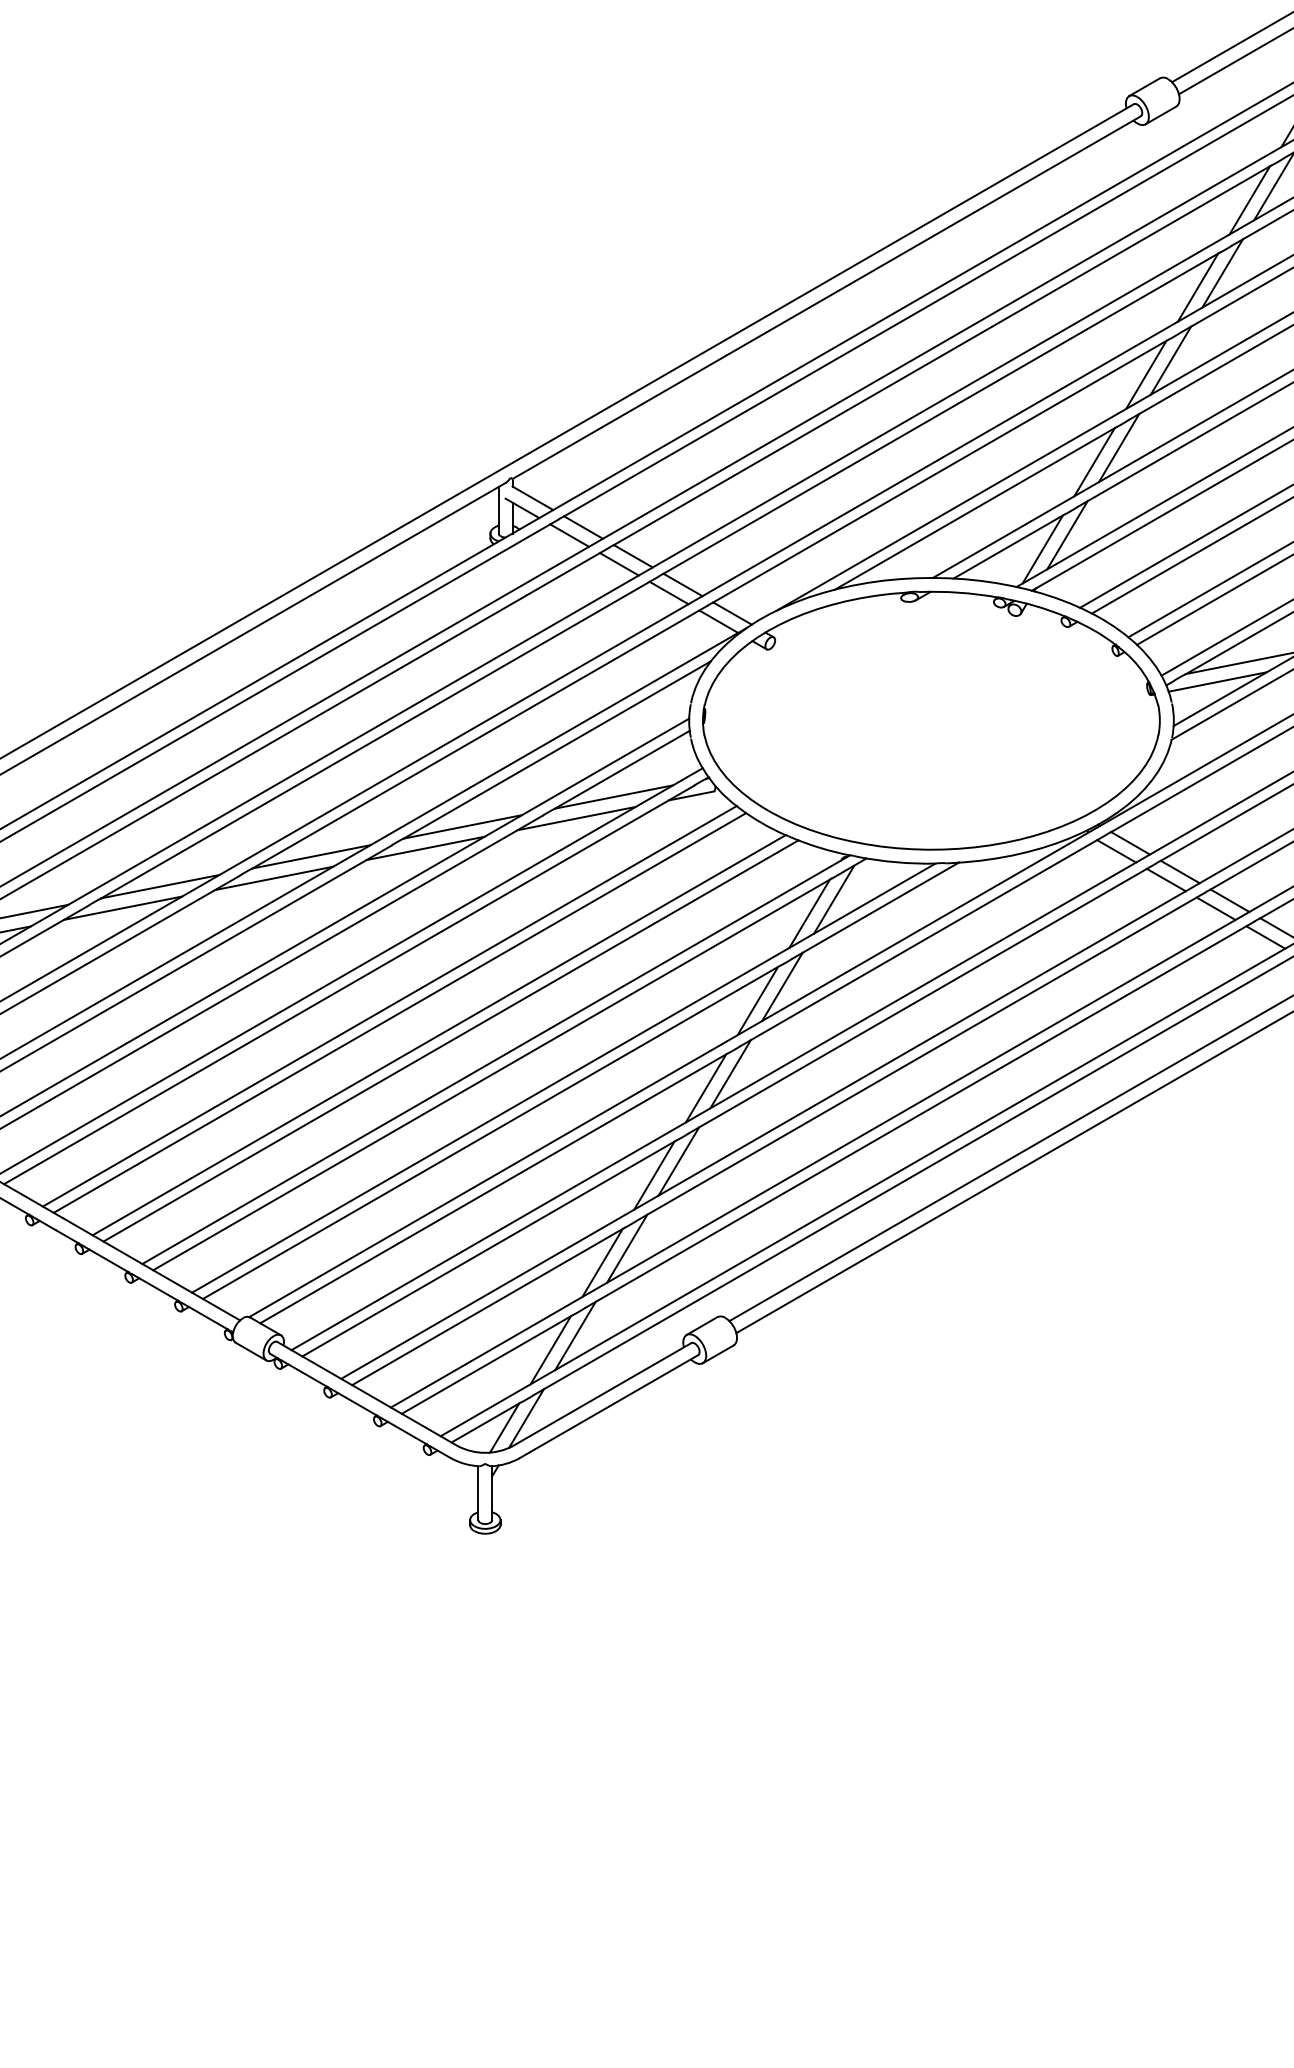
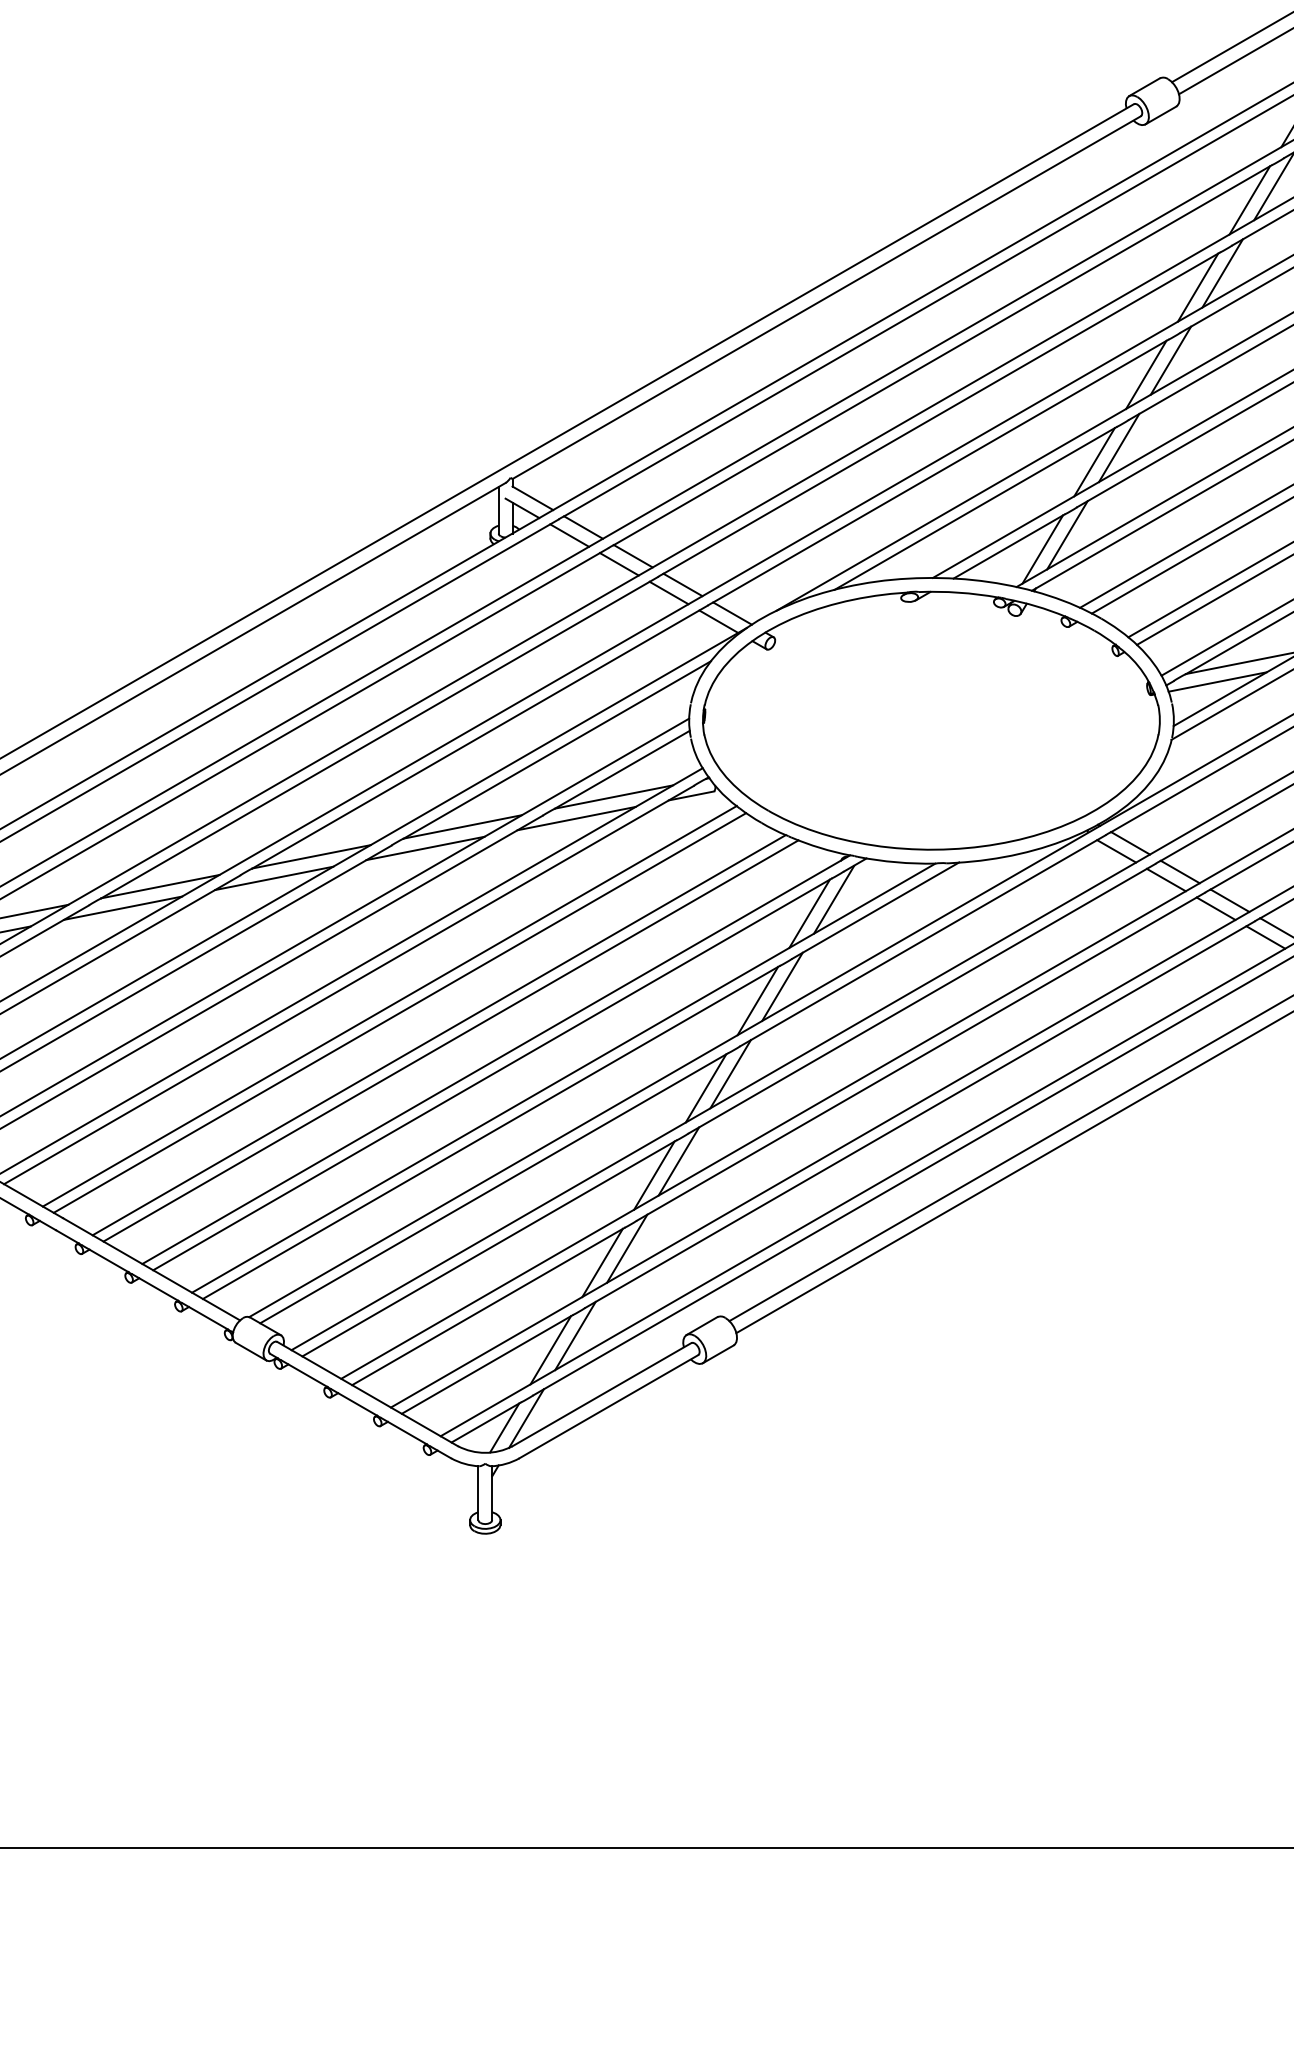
line: none -> present (646, 1848)
